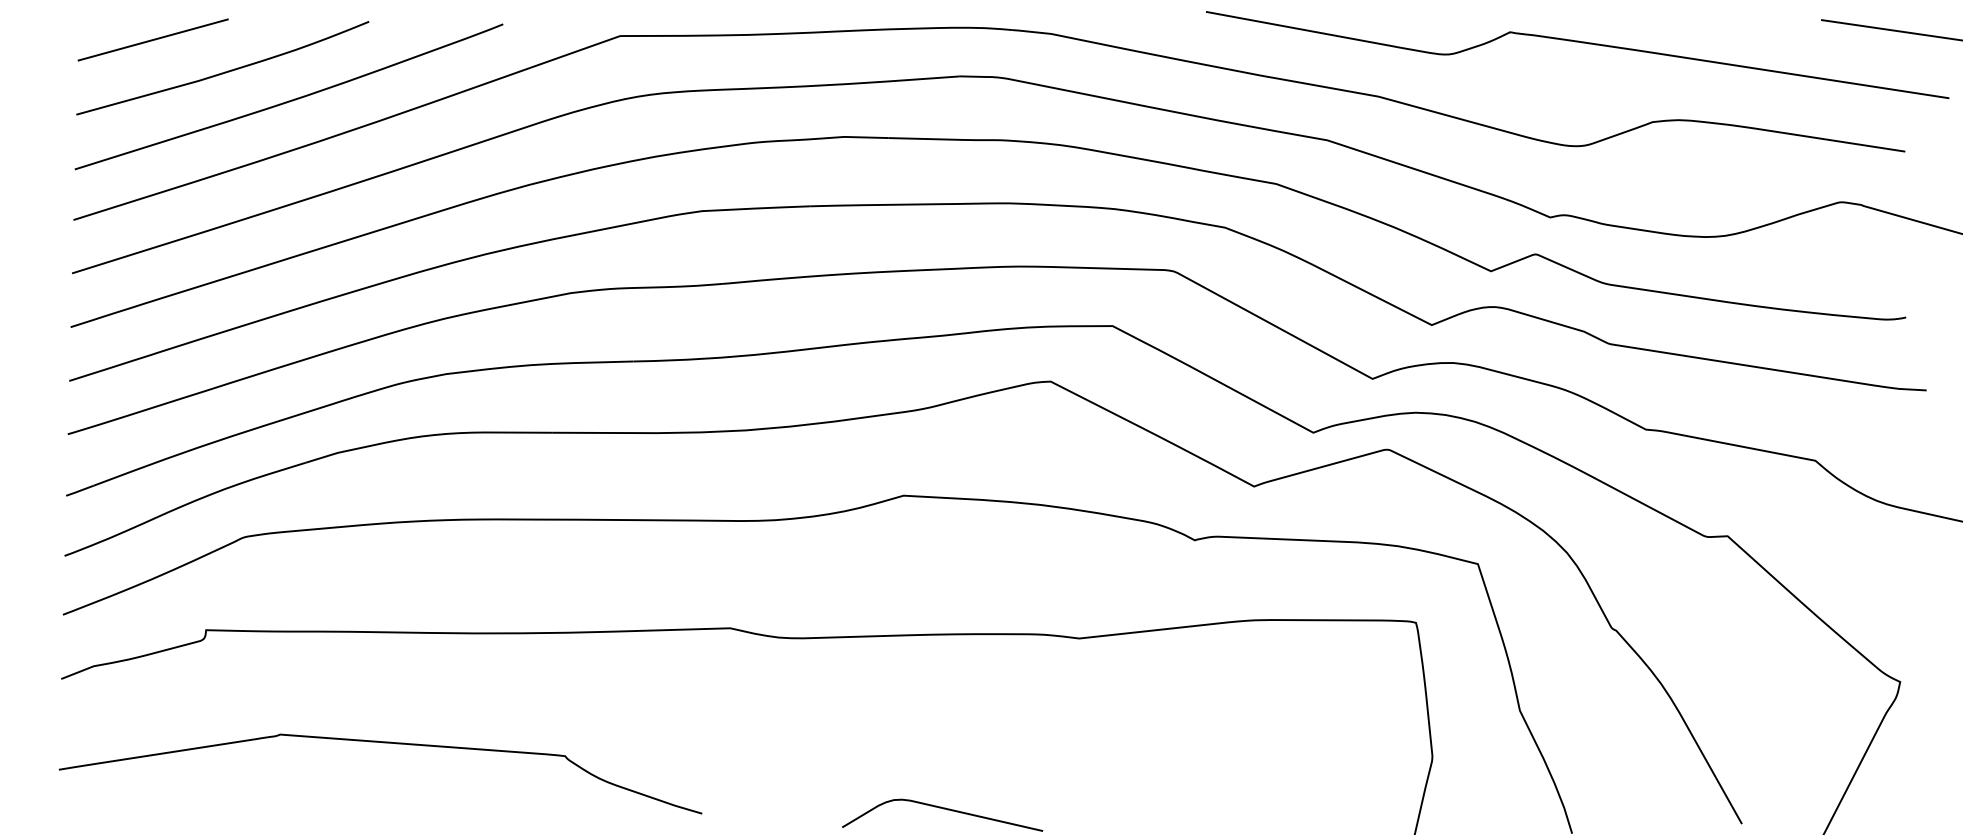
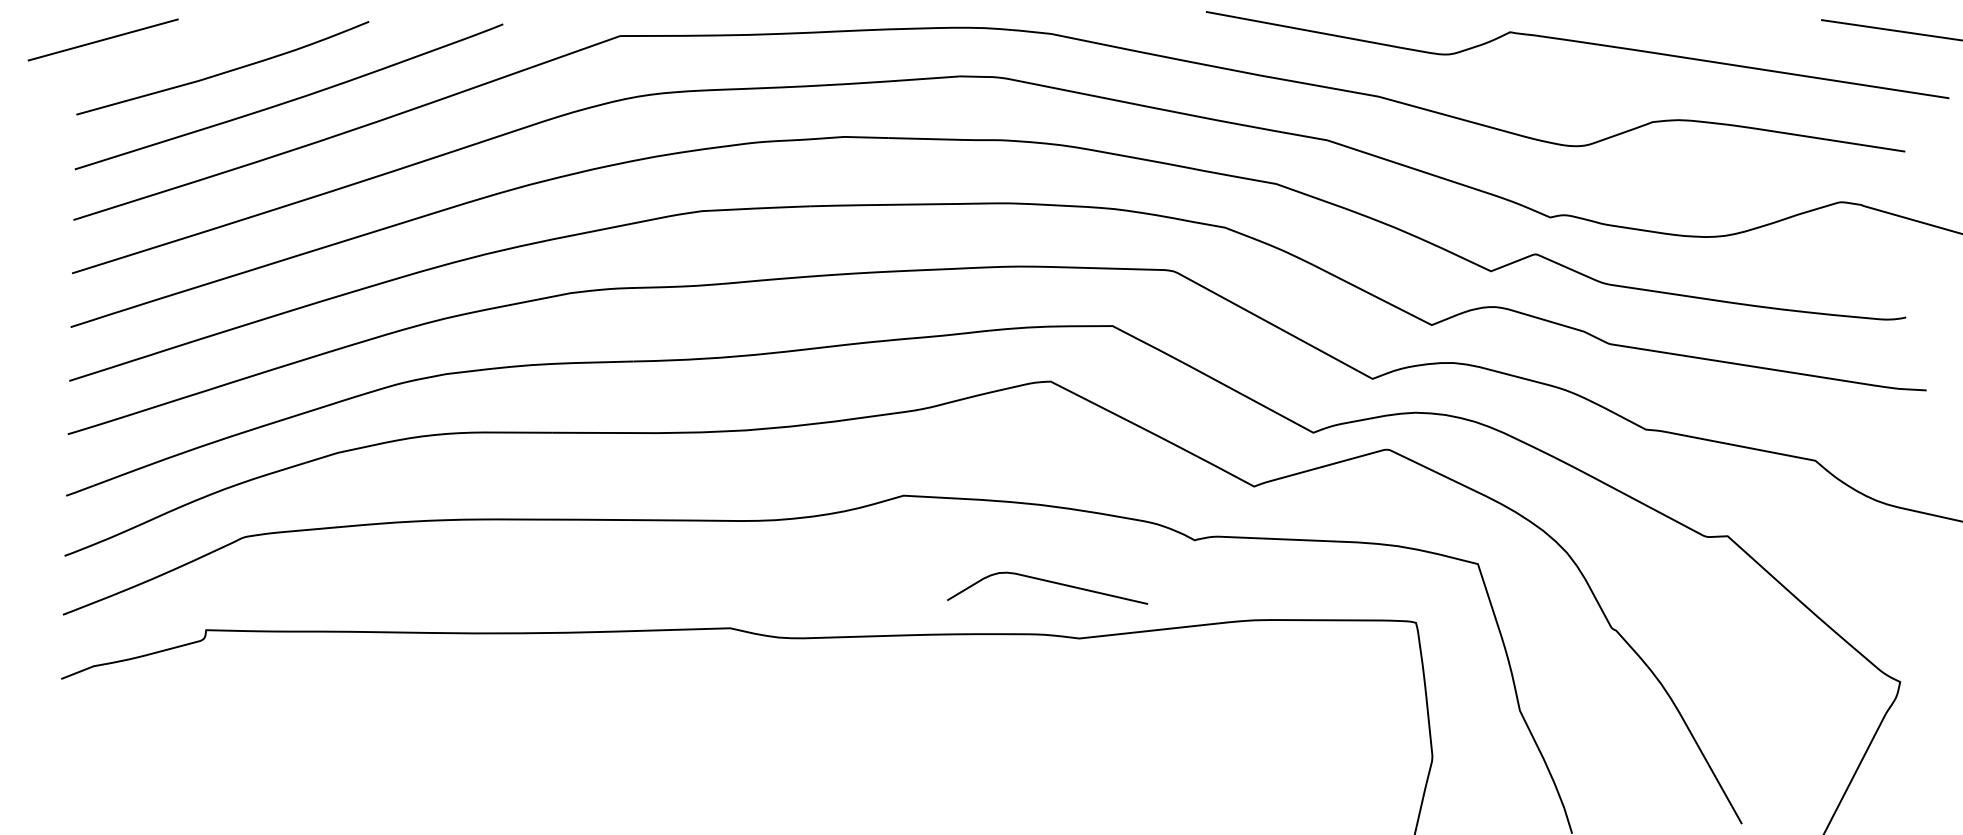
line position: (152, 39) -> (102, 39) (102, 39)
curve: present -> none (382, 743)
curve position: (943, 809) -> (1048, 582) (1048, 582)
